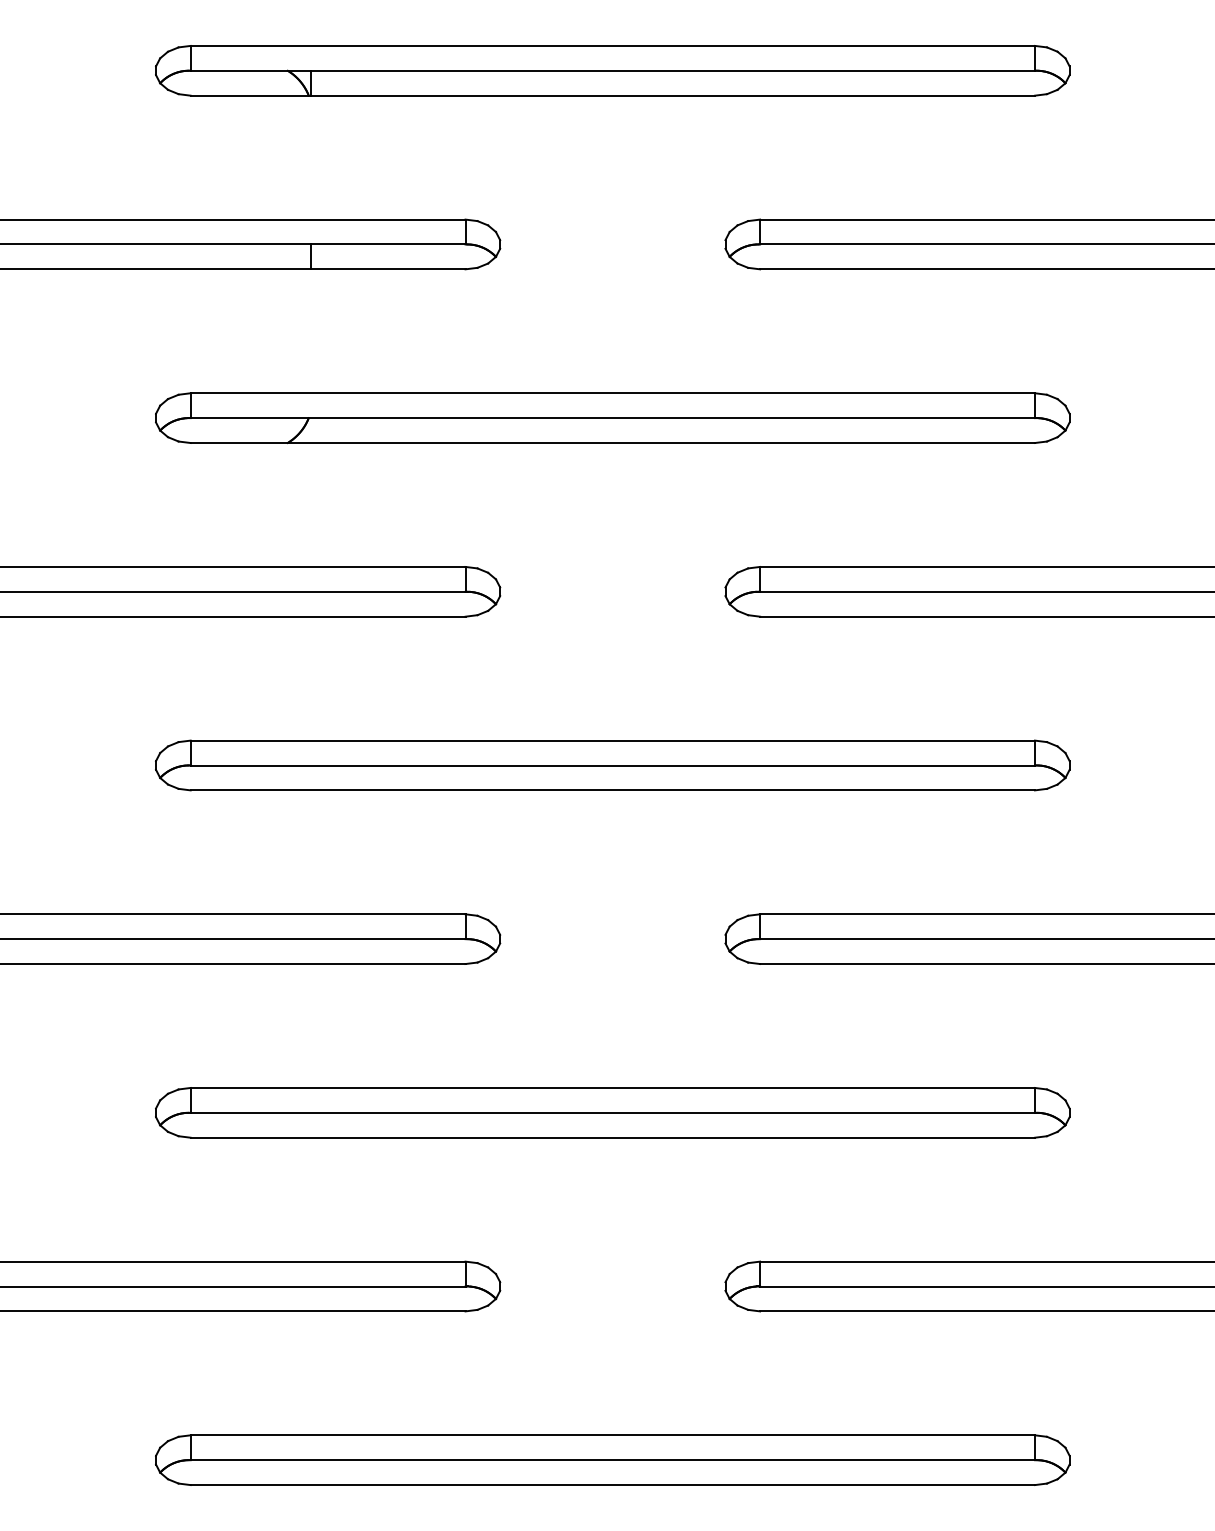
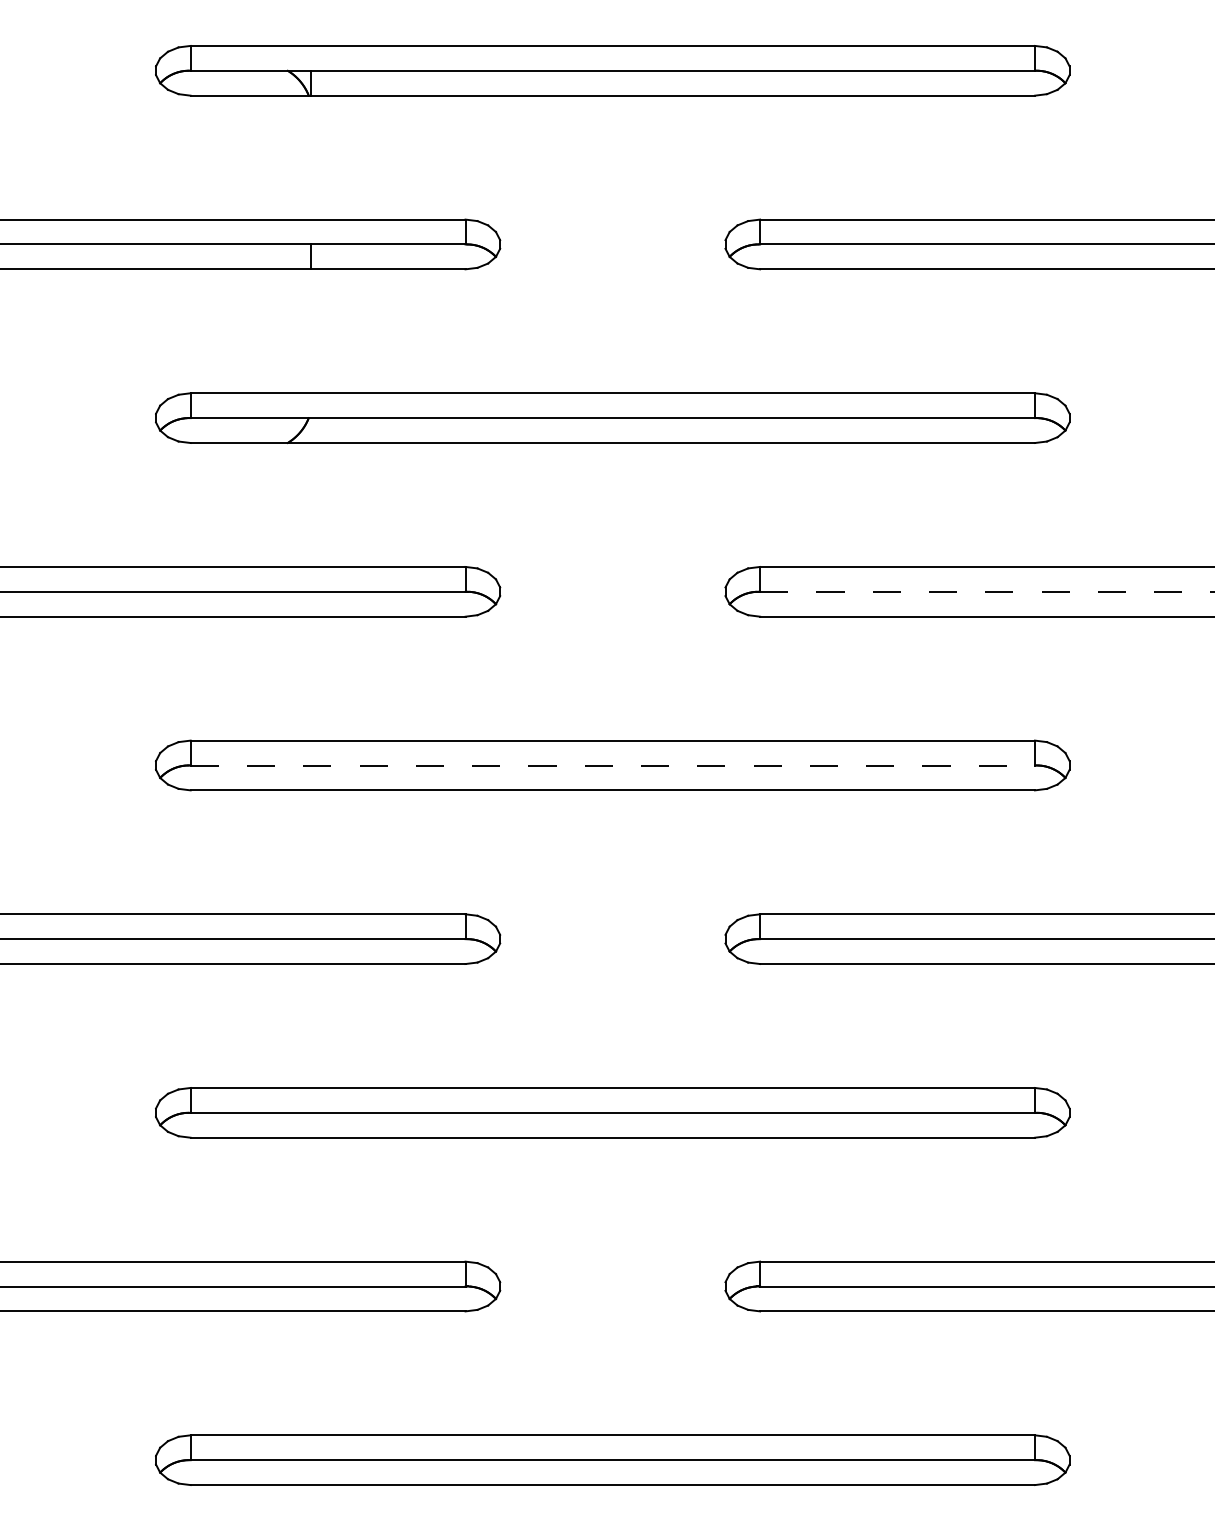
line: solid -> dashed (987, 591)
line: solid -> dashed (613, 765)
